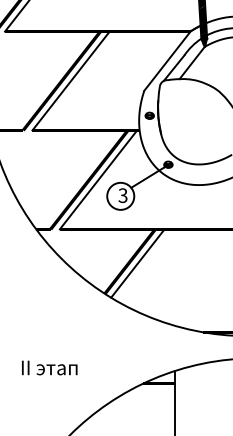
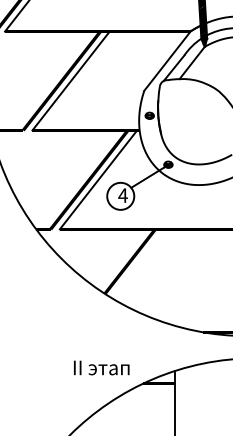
text: 3 -> 4 (122, 195)
line: present -> none (137, 263)
text position: (49, 367) -> (101, 367) (101, 367)
